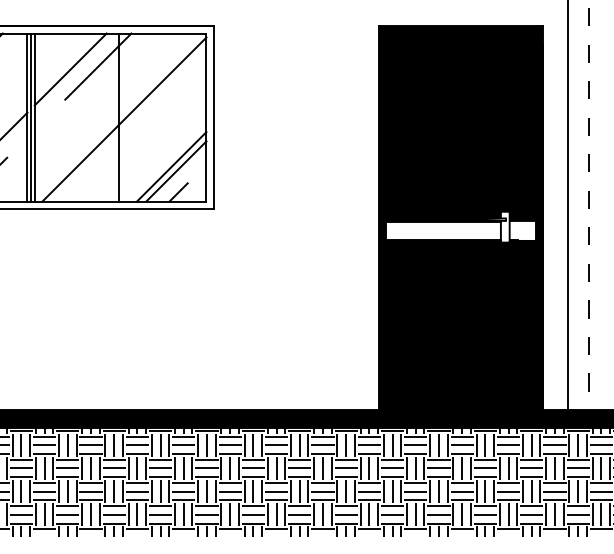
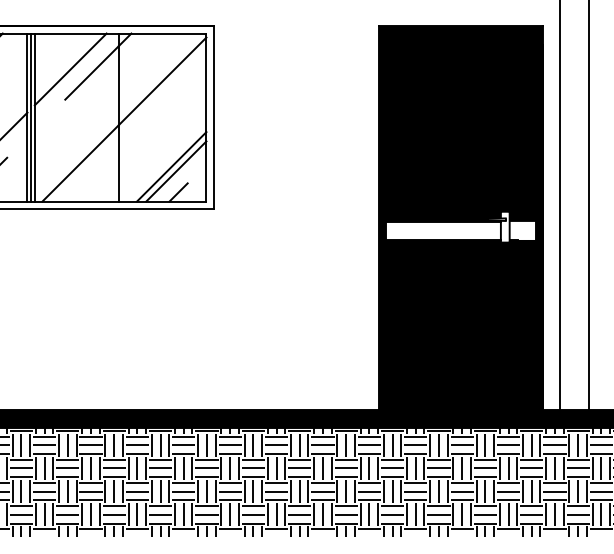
line position: (568, 205) -> (560, 205) (560, 205)
line: dashed -> solid (588, 205)
